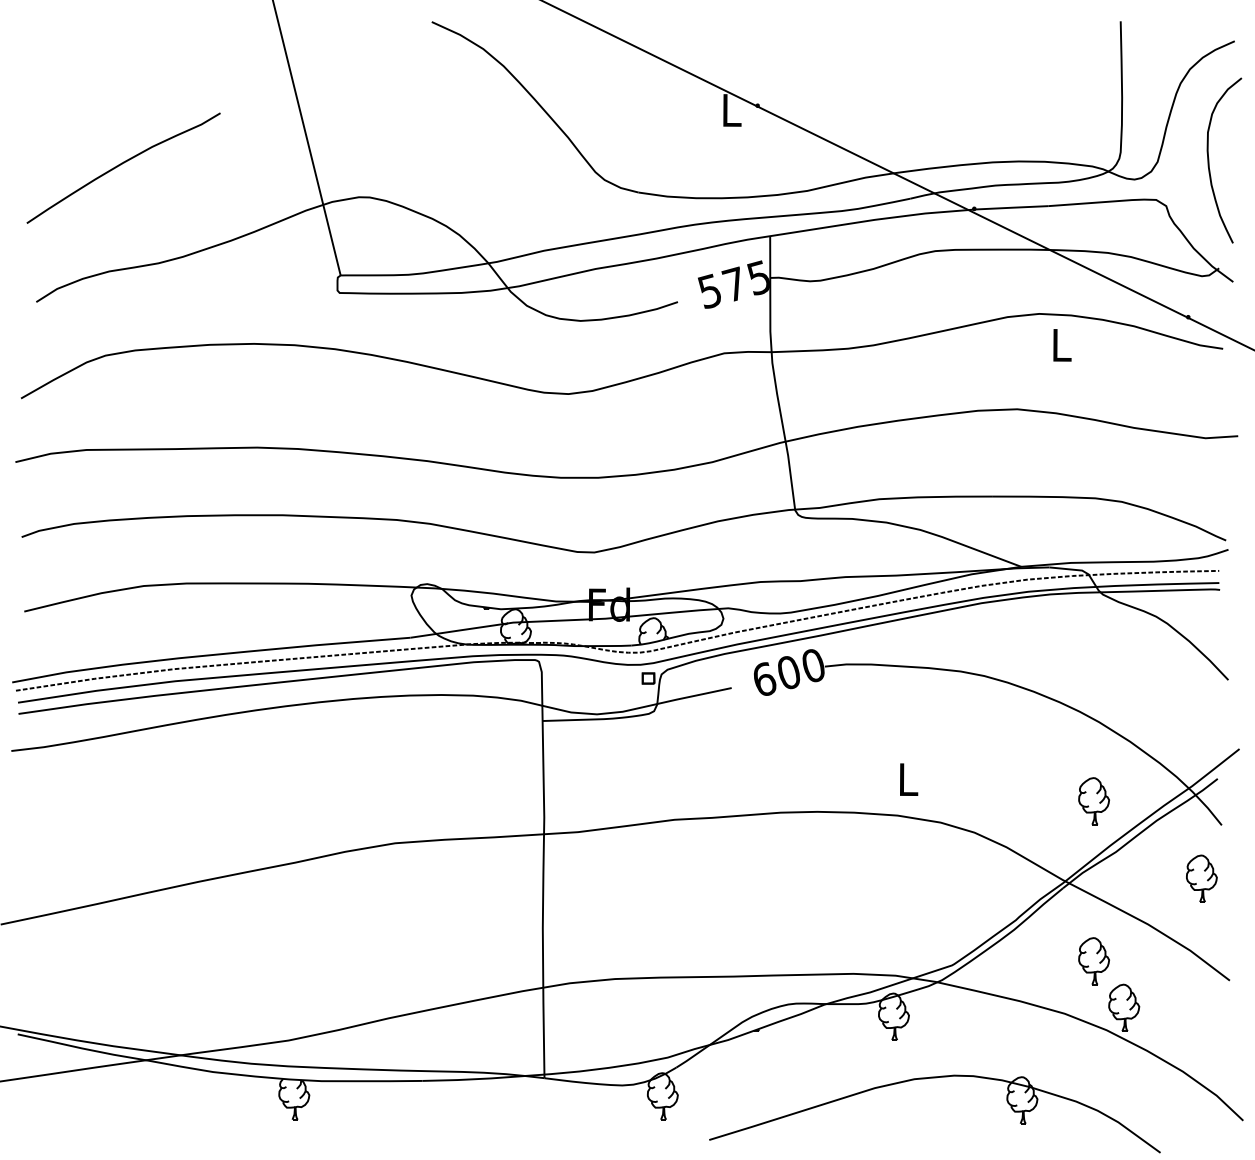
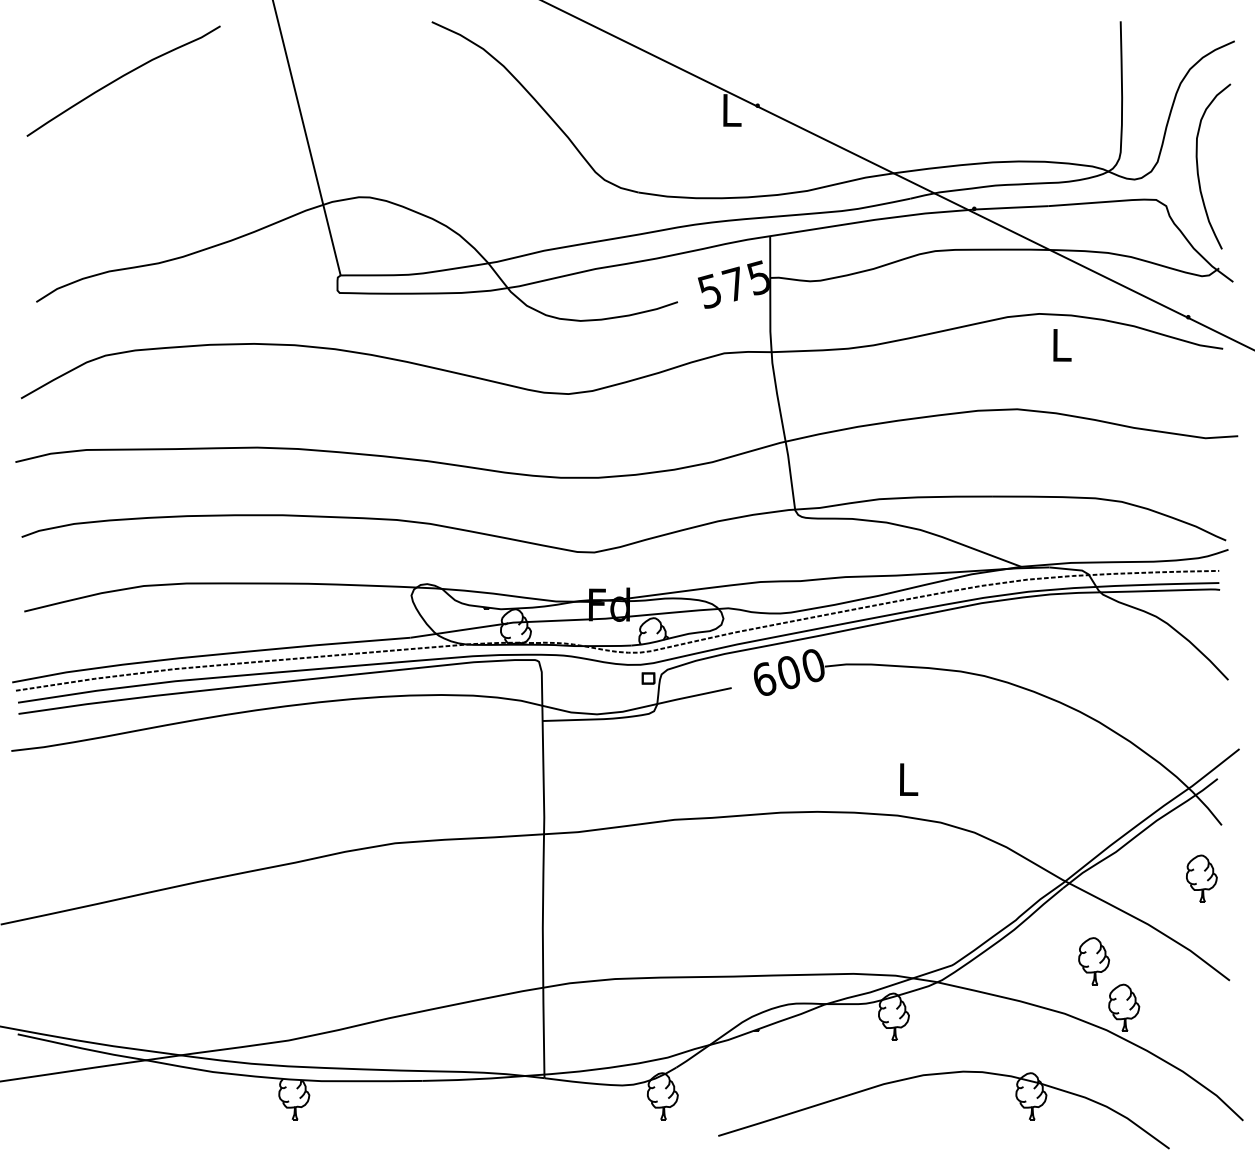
curve position: (1209, 160) -> (1198, 166) (1198, 166)
curve position: (122, 164) -> (122, 77) (122, 77)
part: present -> none (1093, 801)
part position: (934, 1078) -> (943, 1074) (943, 1074)
